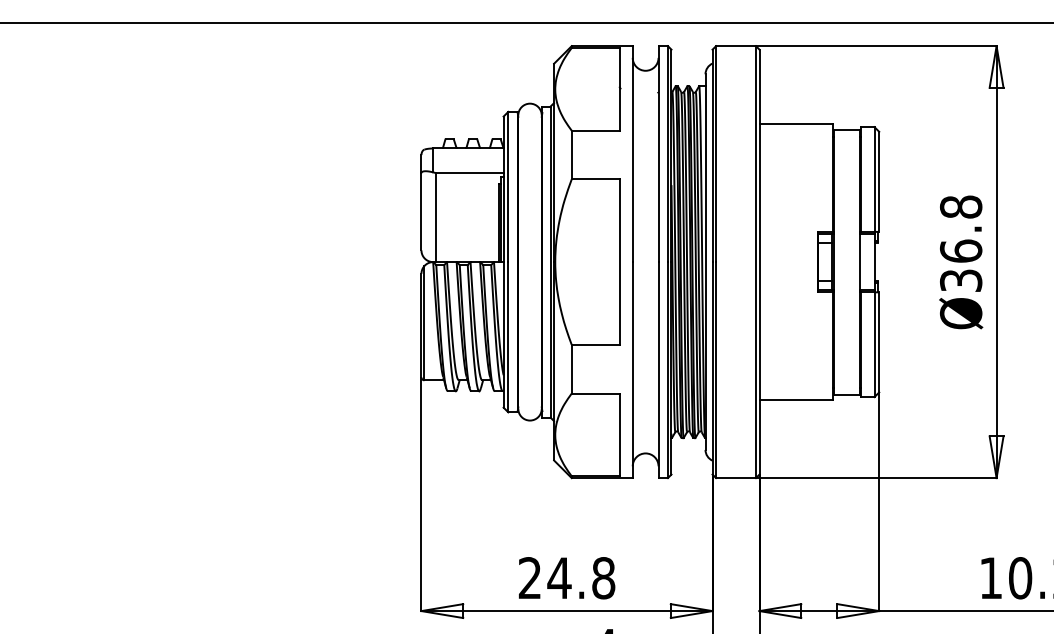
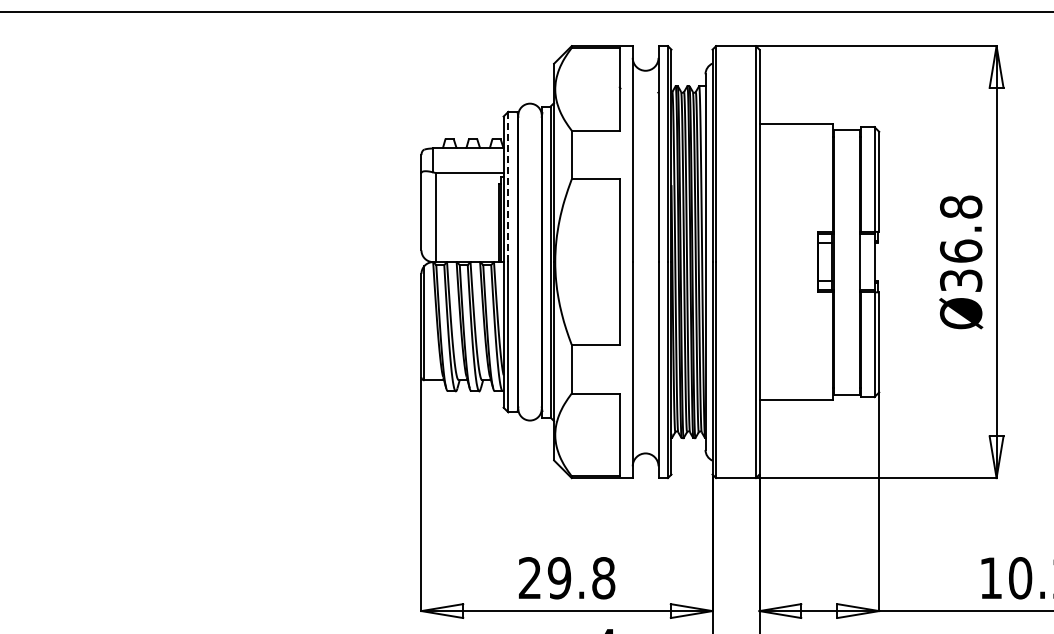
line position: (526, 22) -> (526, 11) (526, 11)
line: solid -> dashed (508, 187)
text: 24.8 -> 29.8 (559, 578)
